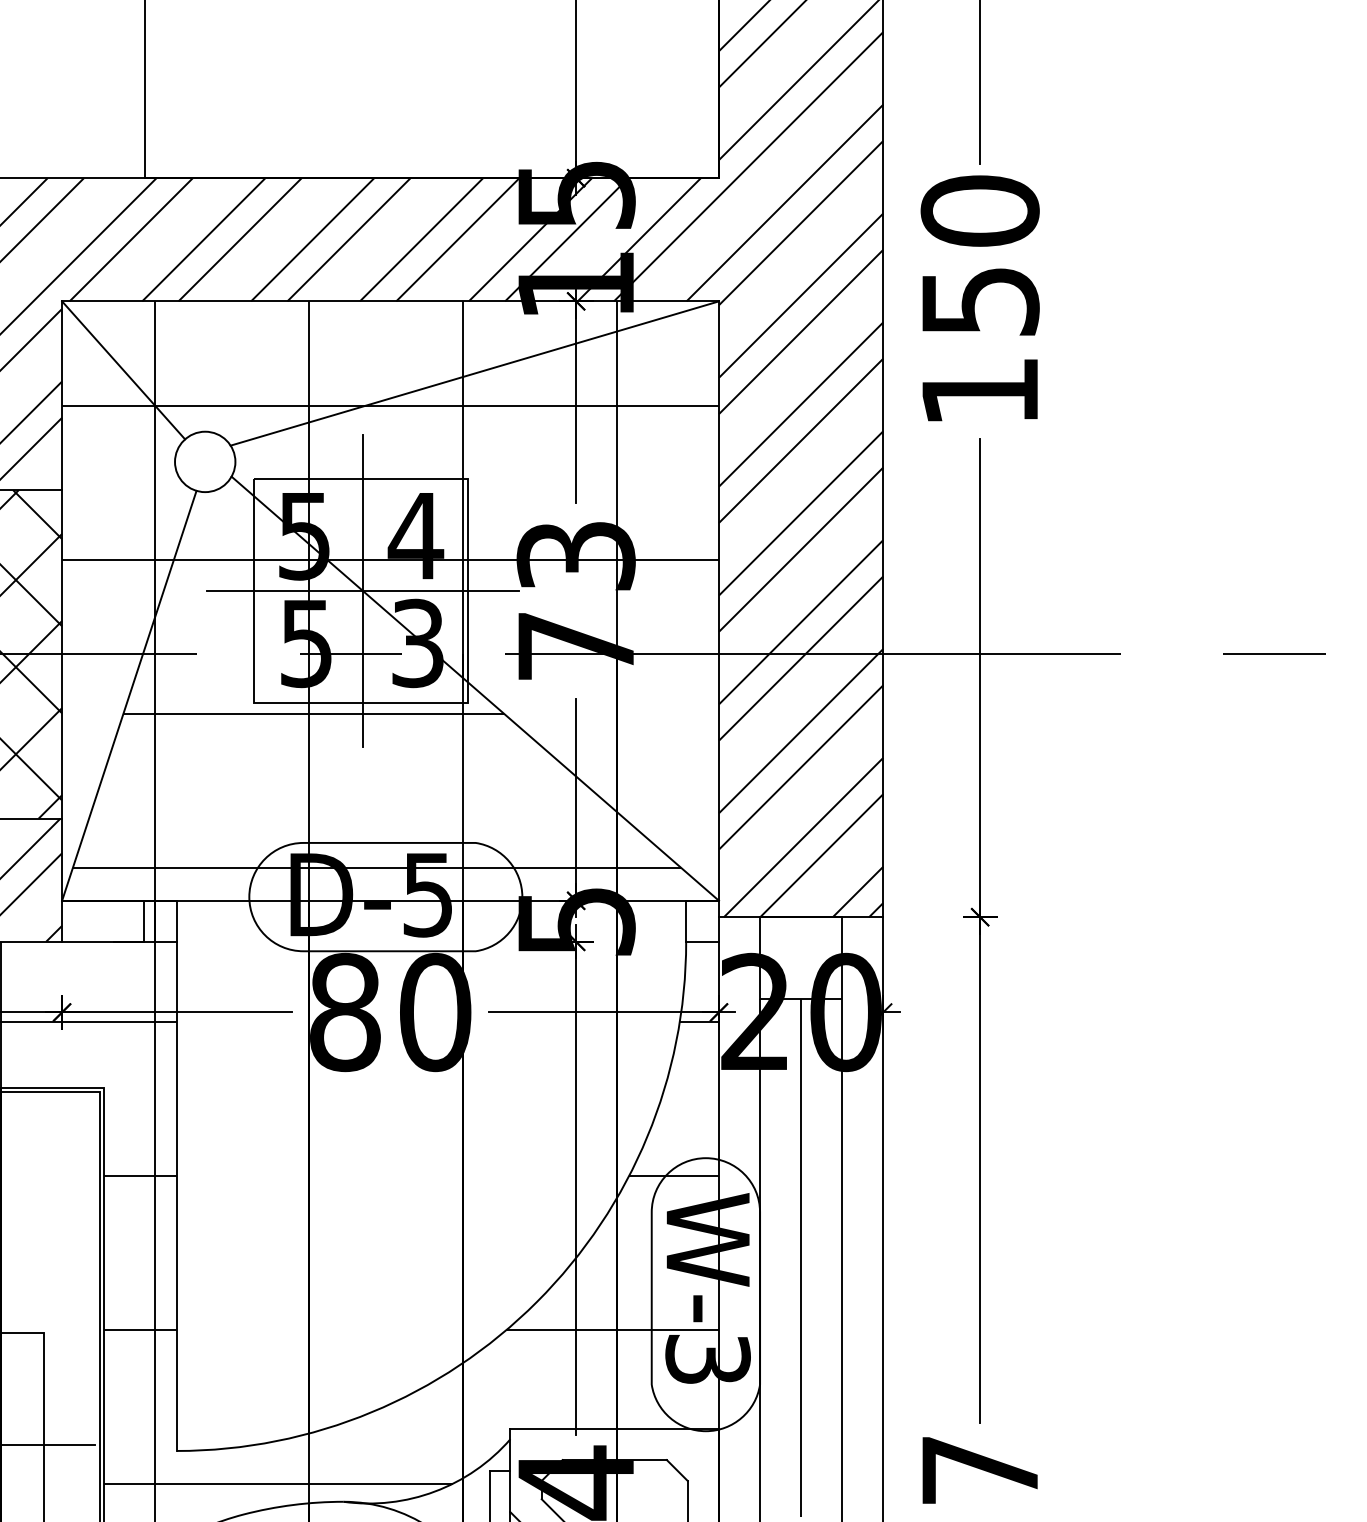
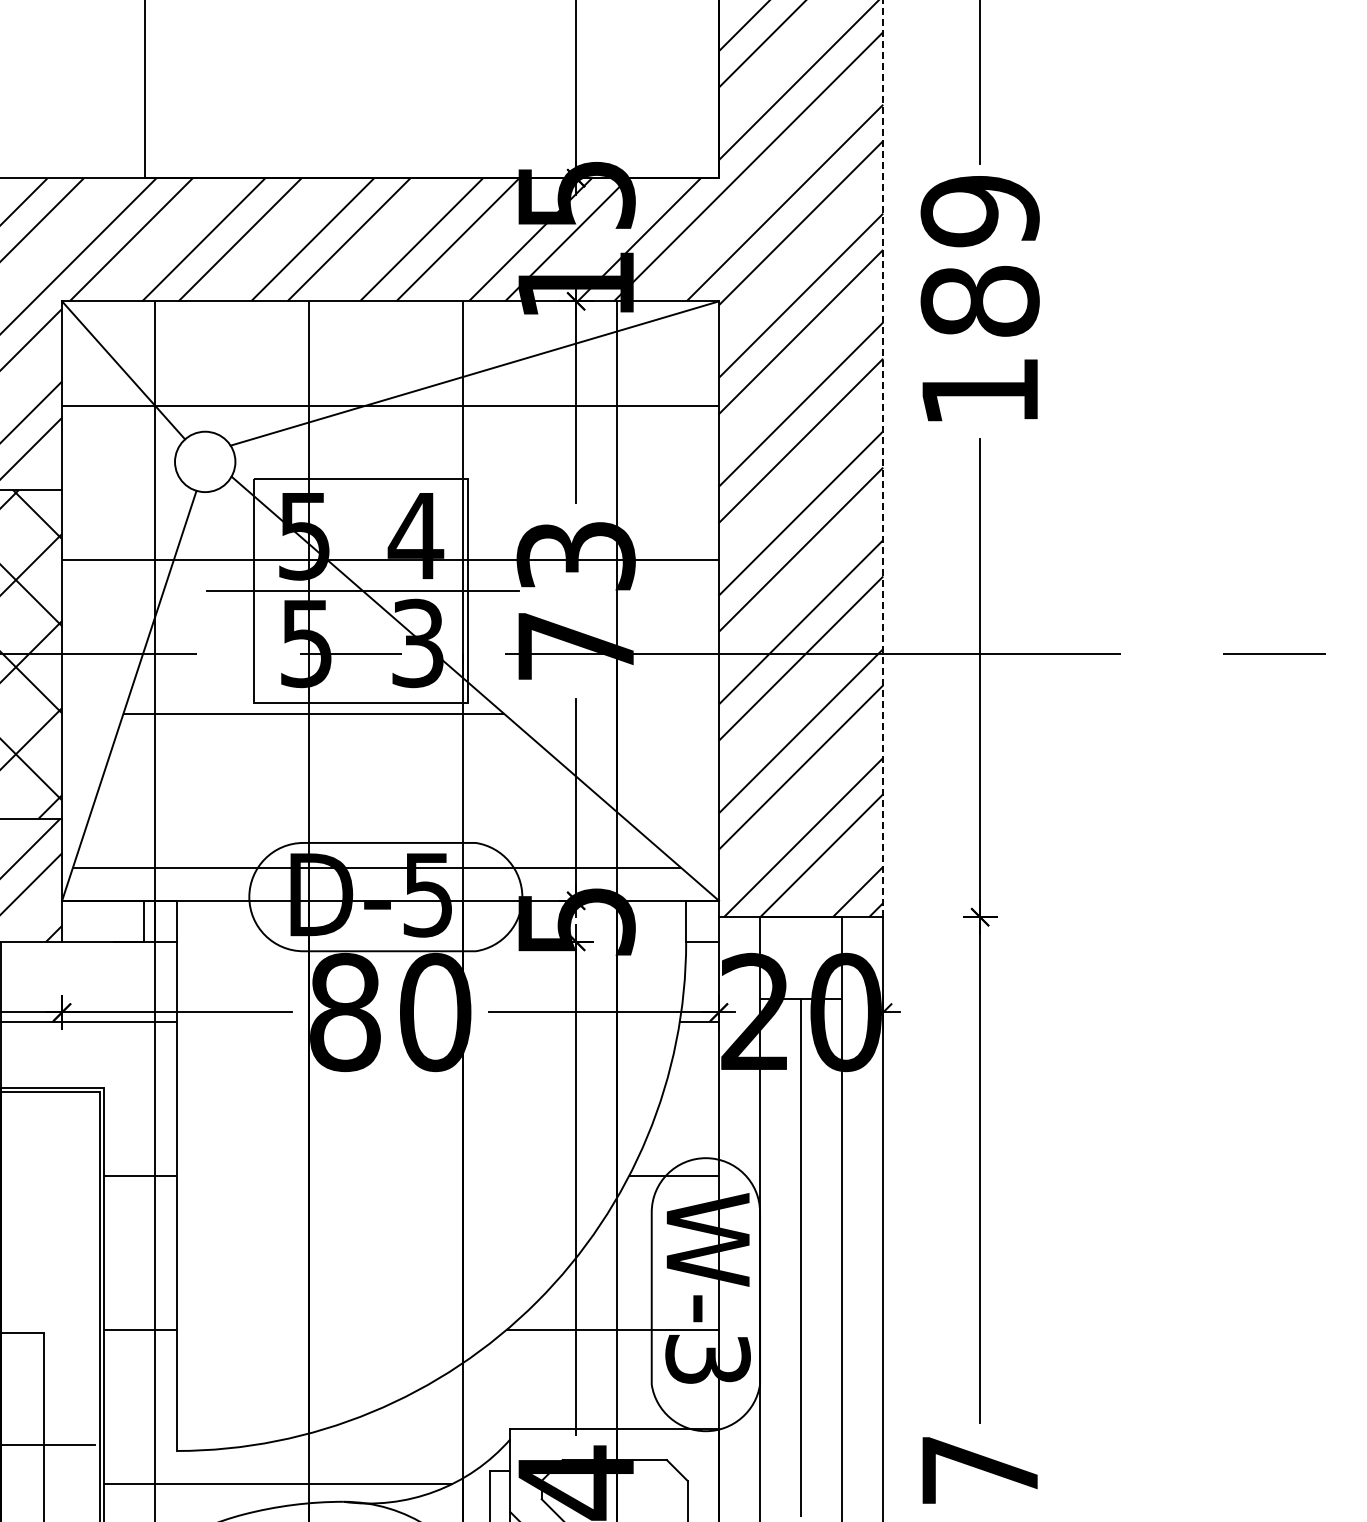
text: 150 -> 189 (979, 255)
line: solid -> dashed (883, 458)
line: present -> none (362, 590)
